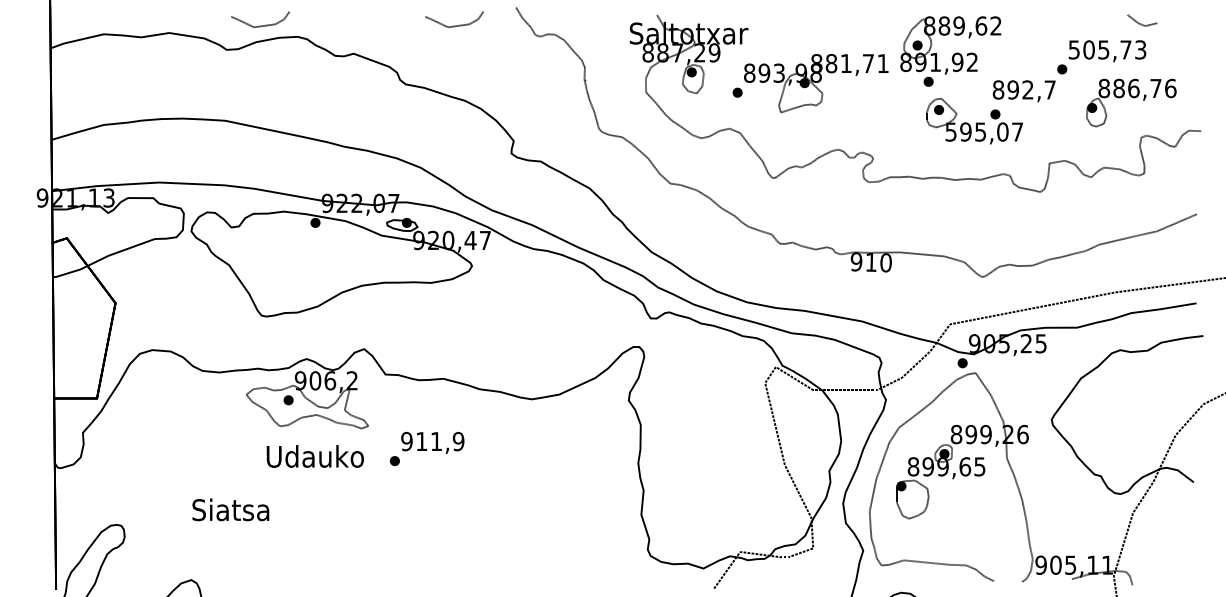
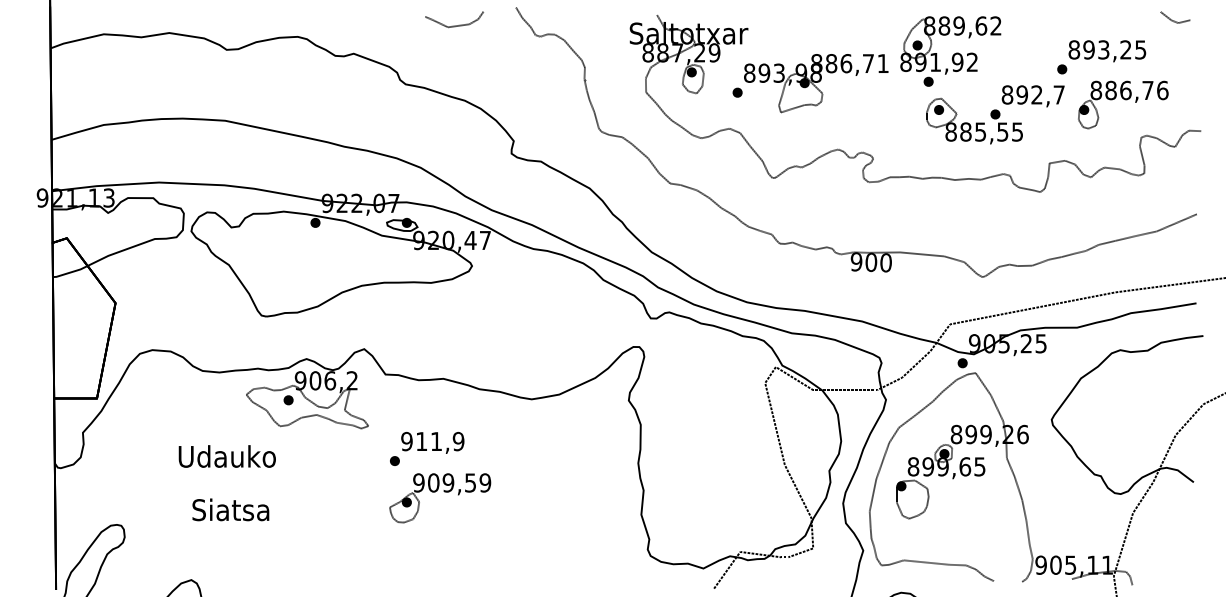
line position: (1141, 23) -> (1174, 20) (1174, 20)
curve: present -> none (260, 25)
text: 505,73 -> 893,25 (1107, 49)
text: 881,71 -> 886,71 (846, 63)
text position: (1023, 91) -> (1032, 96) (1032, 96)
part position: (1131, 102) -> (1123, 104) (1123, 104)
text: 595,07 -> 885,55 (983, 131)
text: 910 -> 900 (871, 262)
text position: (314, 456) -> (226, 456) (226, 456)
part: none -> present (444, 492)
